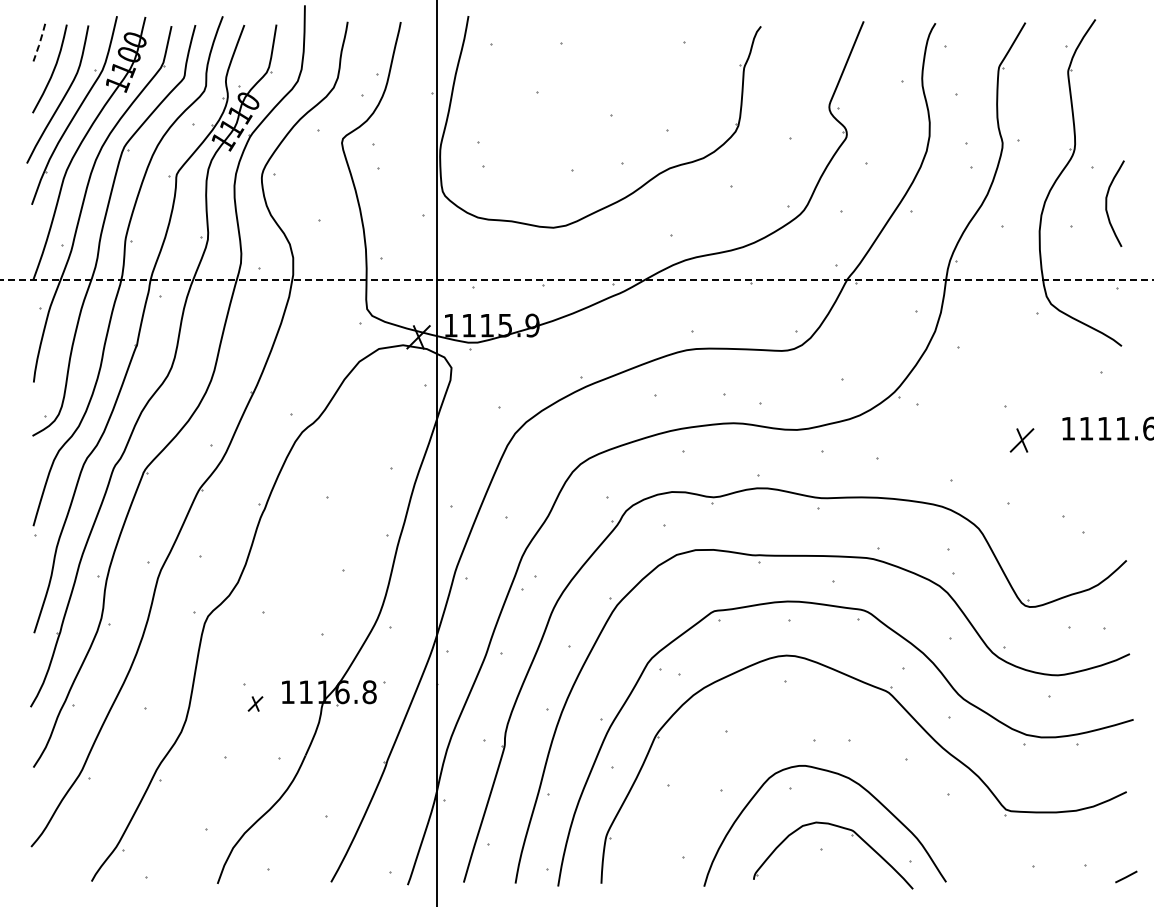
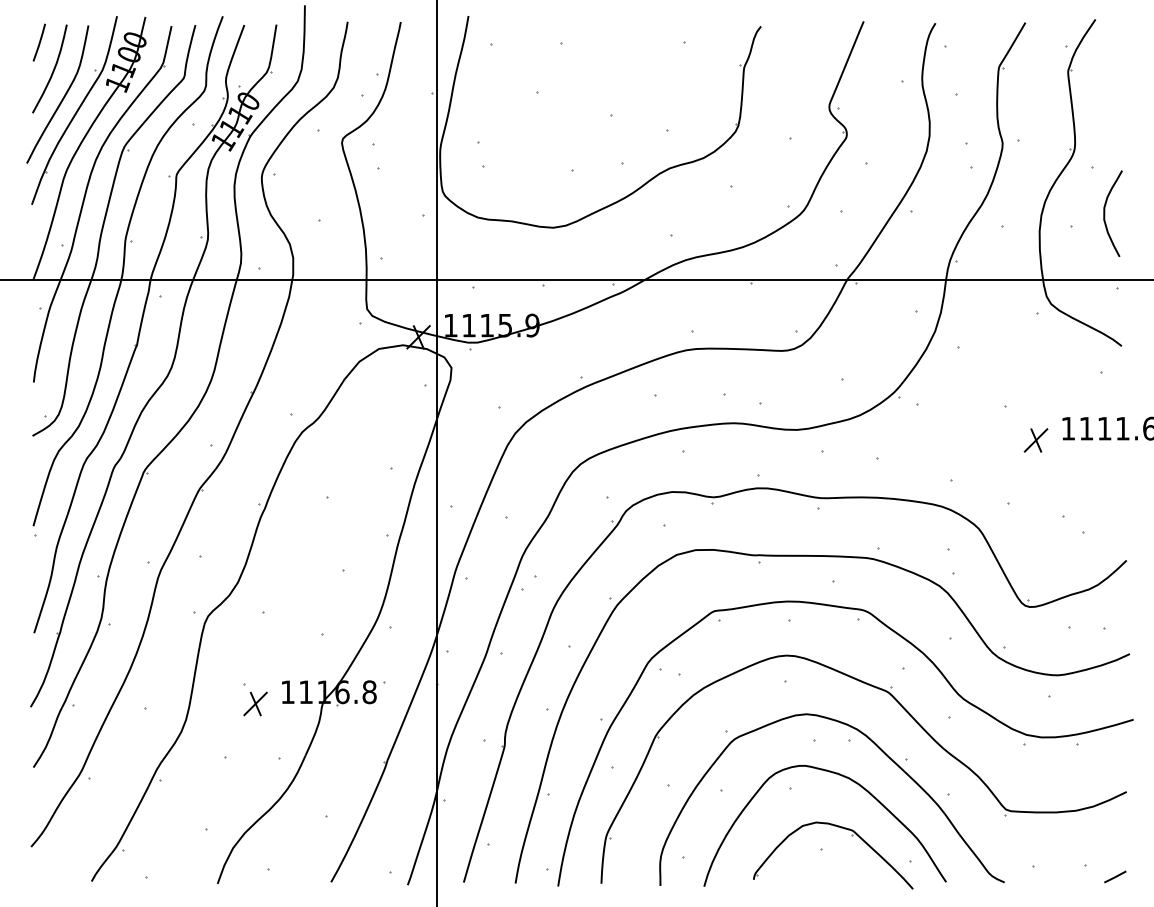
line: dashed -> solid (39, 42)
curve position: (1107, 203) -> (1105, 213) (1105, 213)
line: dashed -> solid (577, 279)
part position: (1021, 440) -> (1035, 440) (1035, 440)
part size: 17x16 px -> 25x26 px (255, 703)
curve: none -> present (880, 750)
line position: (1126, 876) -> (1115, 876) (1115, 876)
